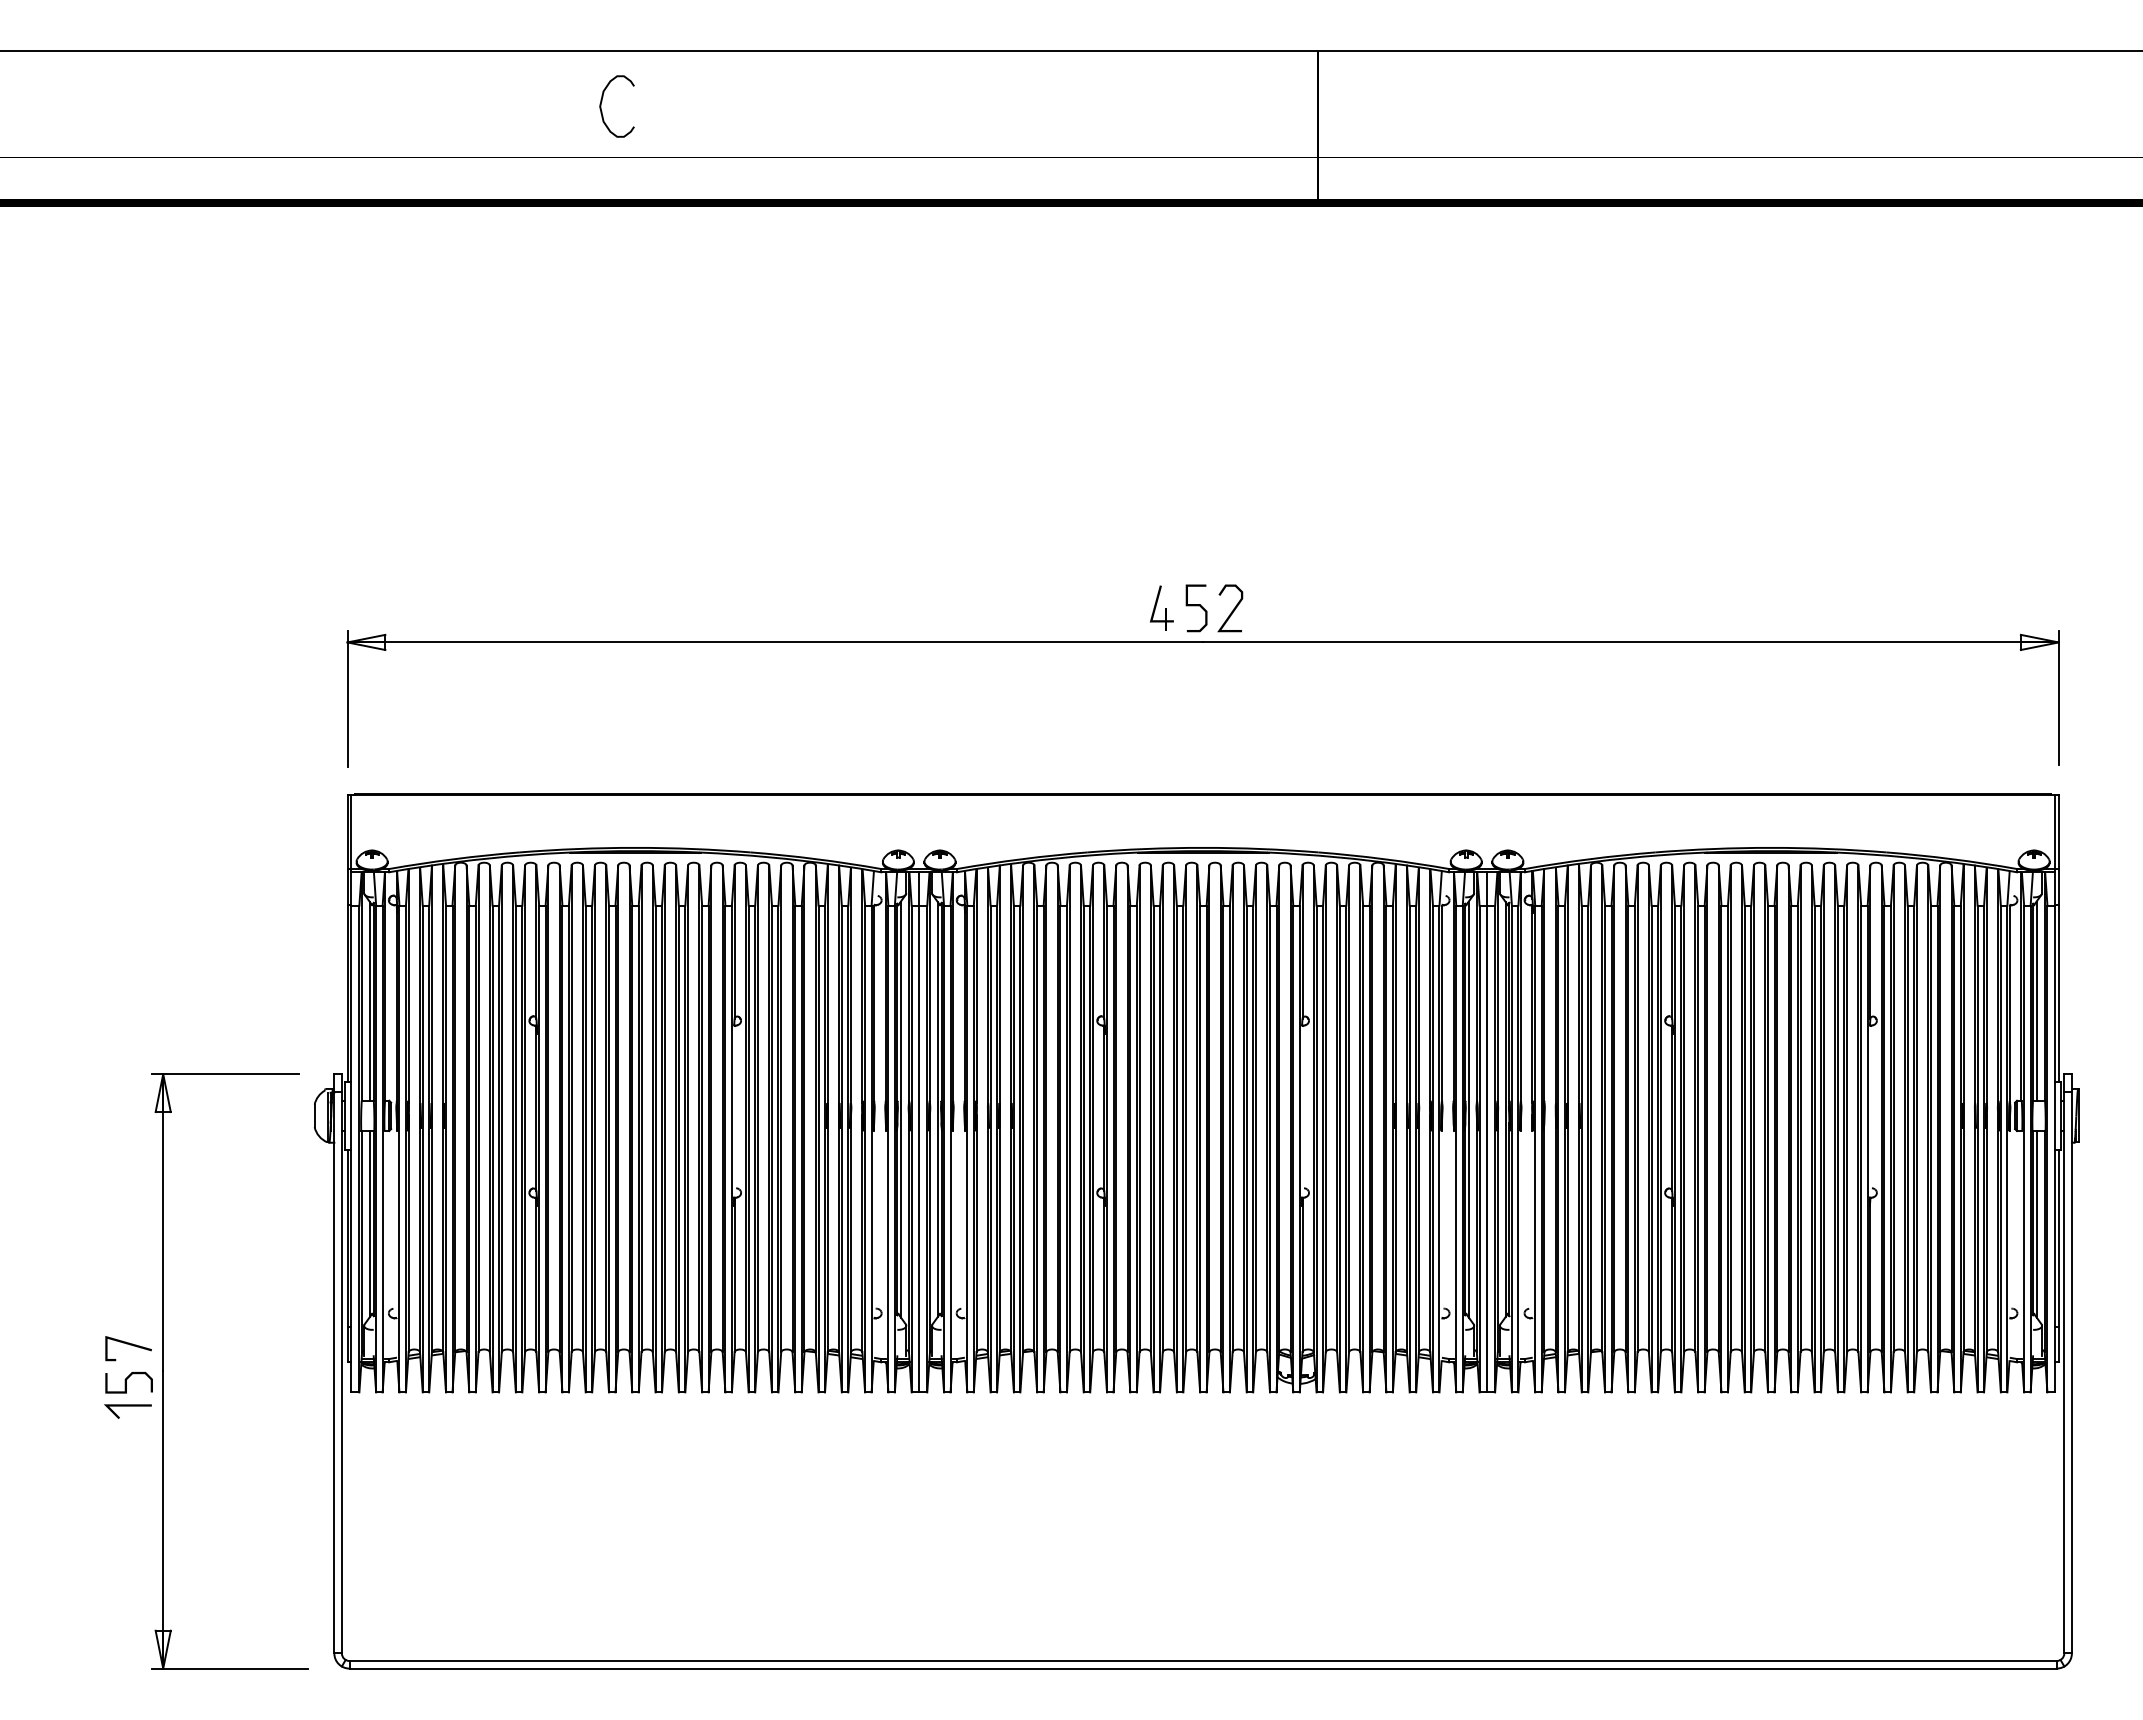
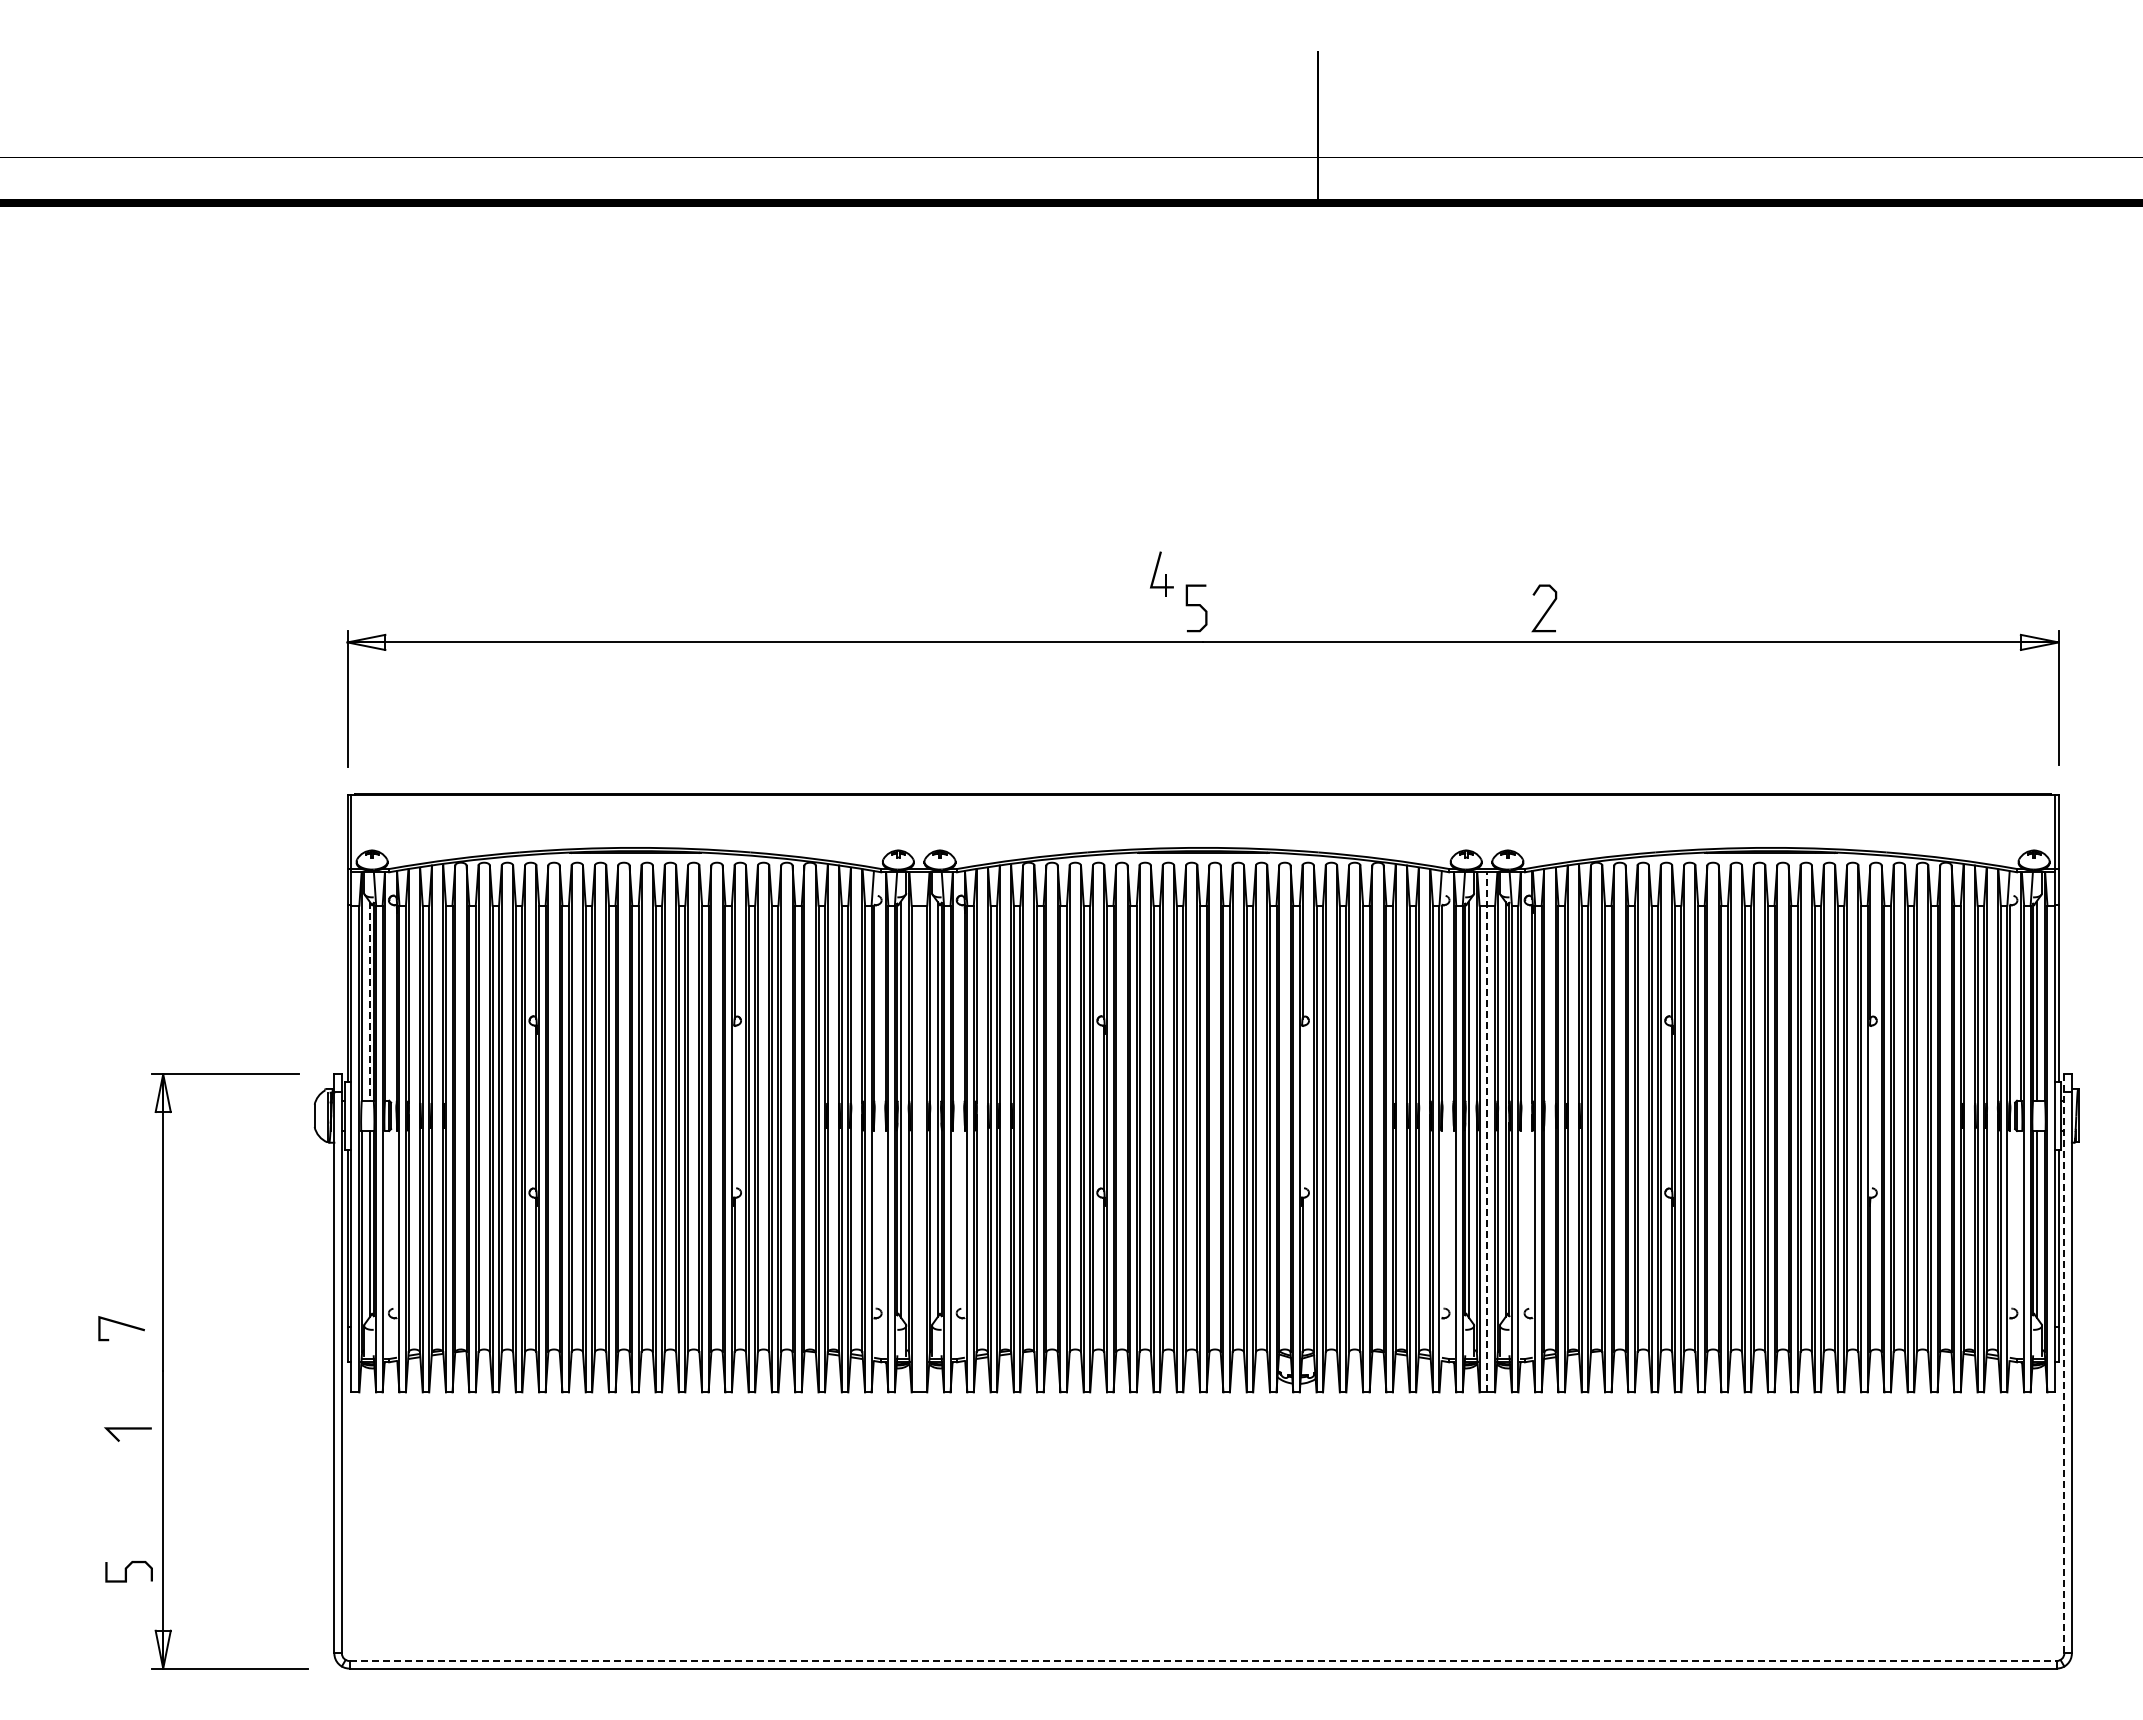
line: present -> none (1070, 51)
curve: present -> none (602, 101)
part position: (1161, 607) -> (1161, 573) (1161, 573)
curve position: (1232, 610) -> (1546, 610) (1546, 610)
line: solid -> dashed (369, 1001)
line: solid -> dashed (1487, 1131)
line: present -> none (919, 1132)
line position: (130, 1345) -> (123, 1325) (123, 1325)
line: solid -> dashed (2064, 1363)
curve position: (126, 1382) -> (126, 1571) (126, 1571)
line position: (127, 1406) -> (127, 1429) (127, 1429)
line: solid -> dashed (1203, 1661)
